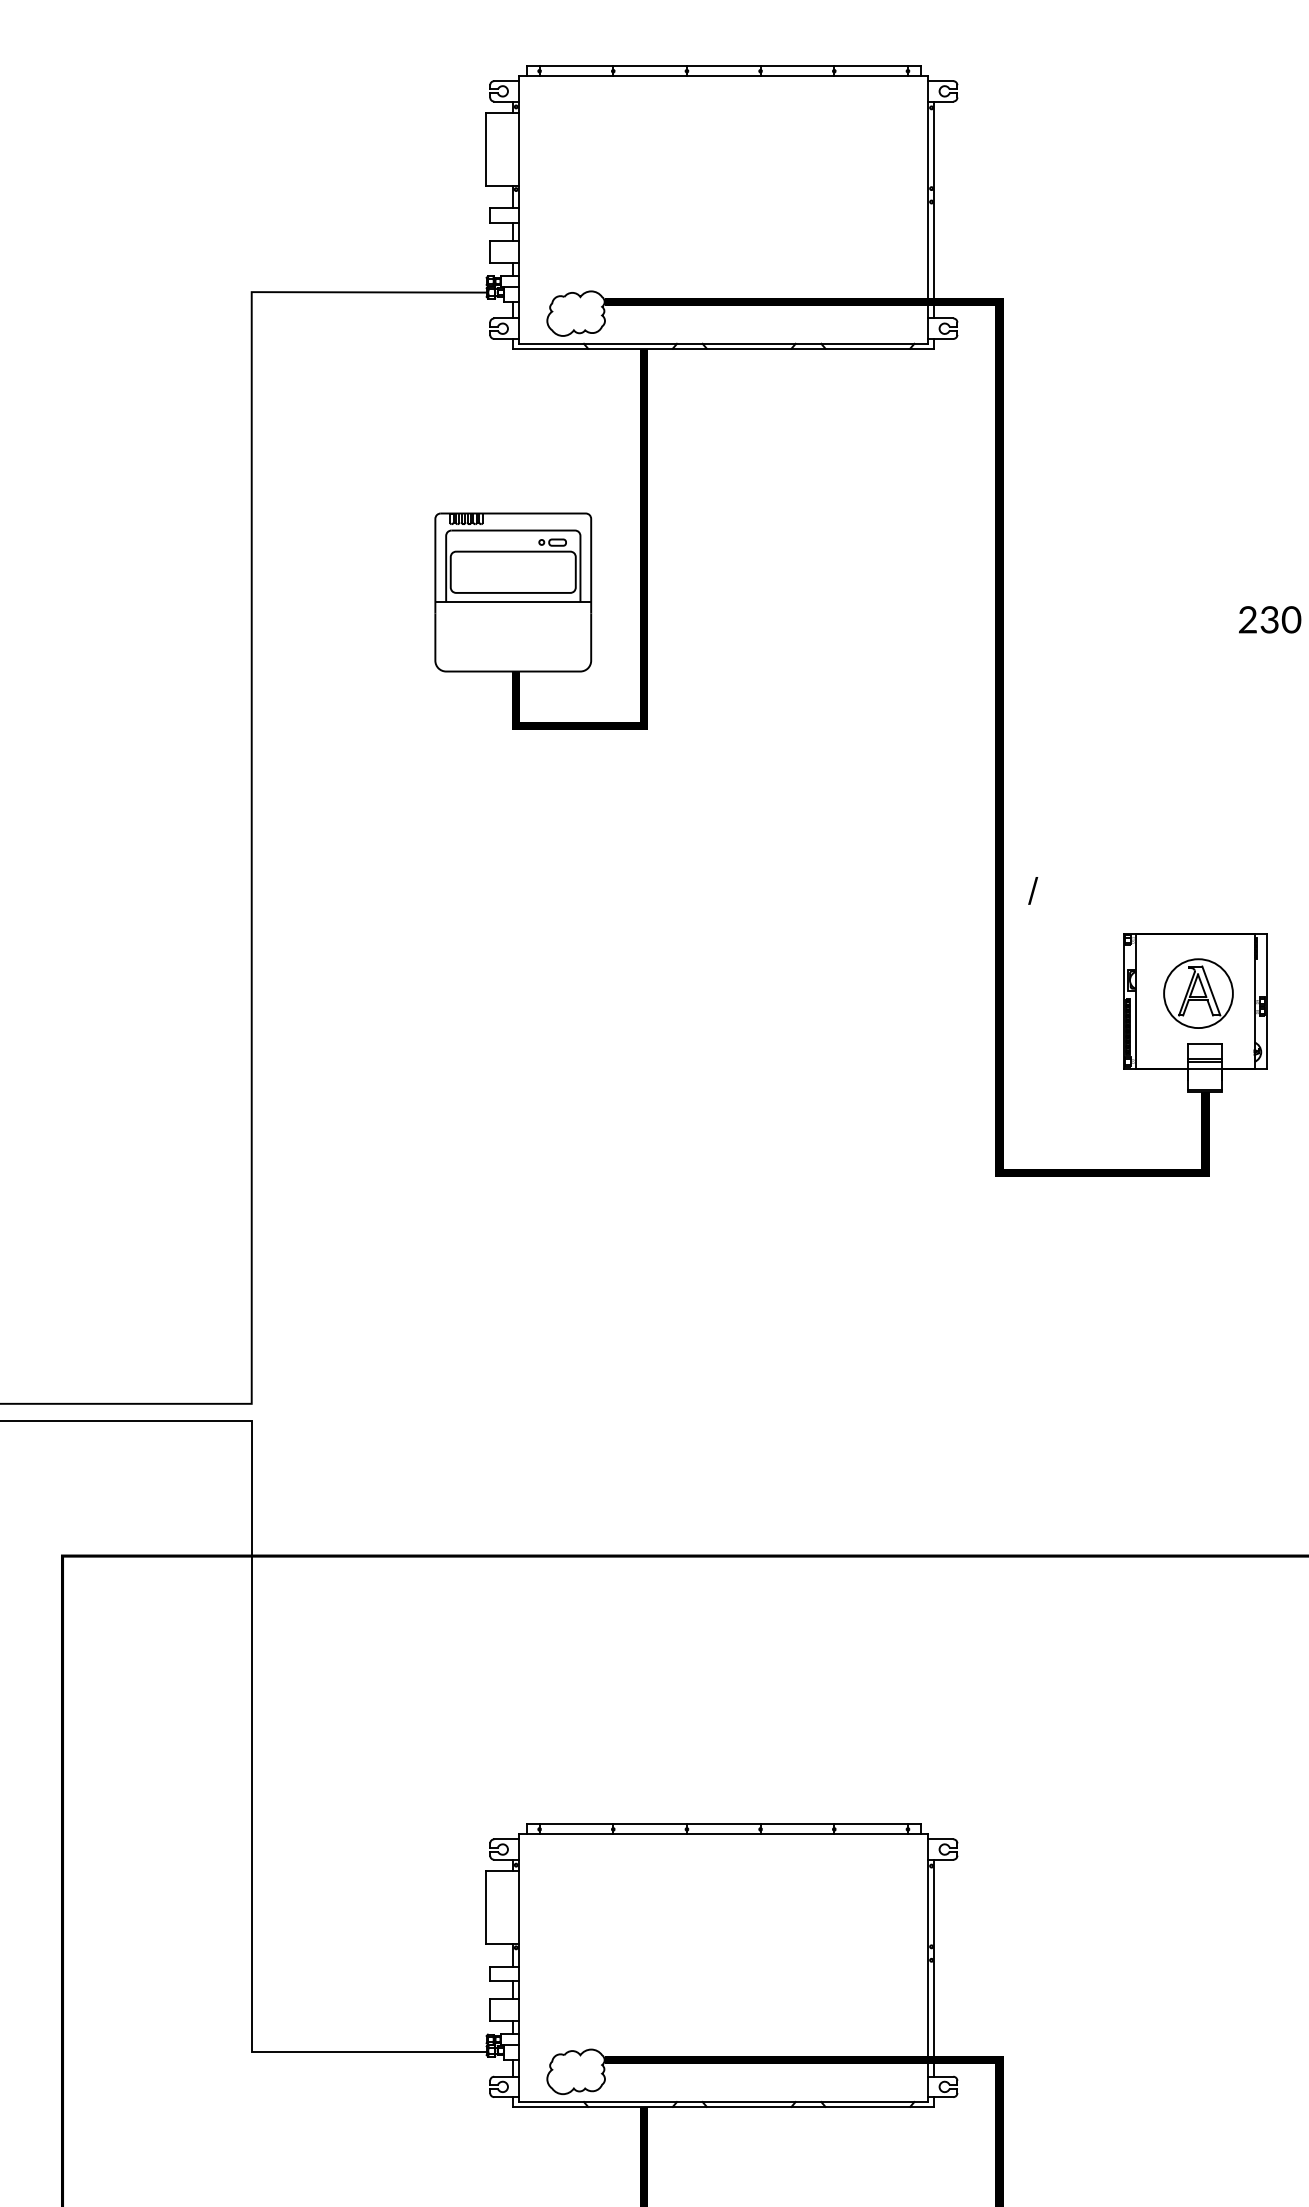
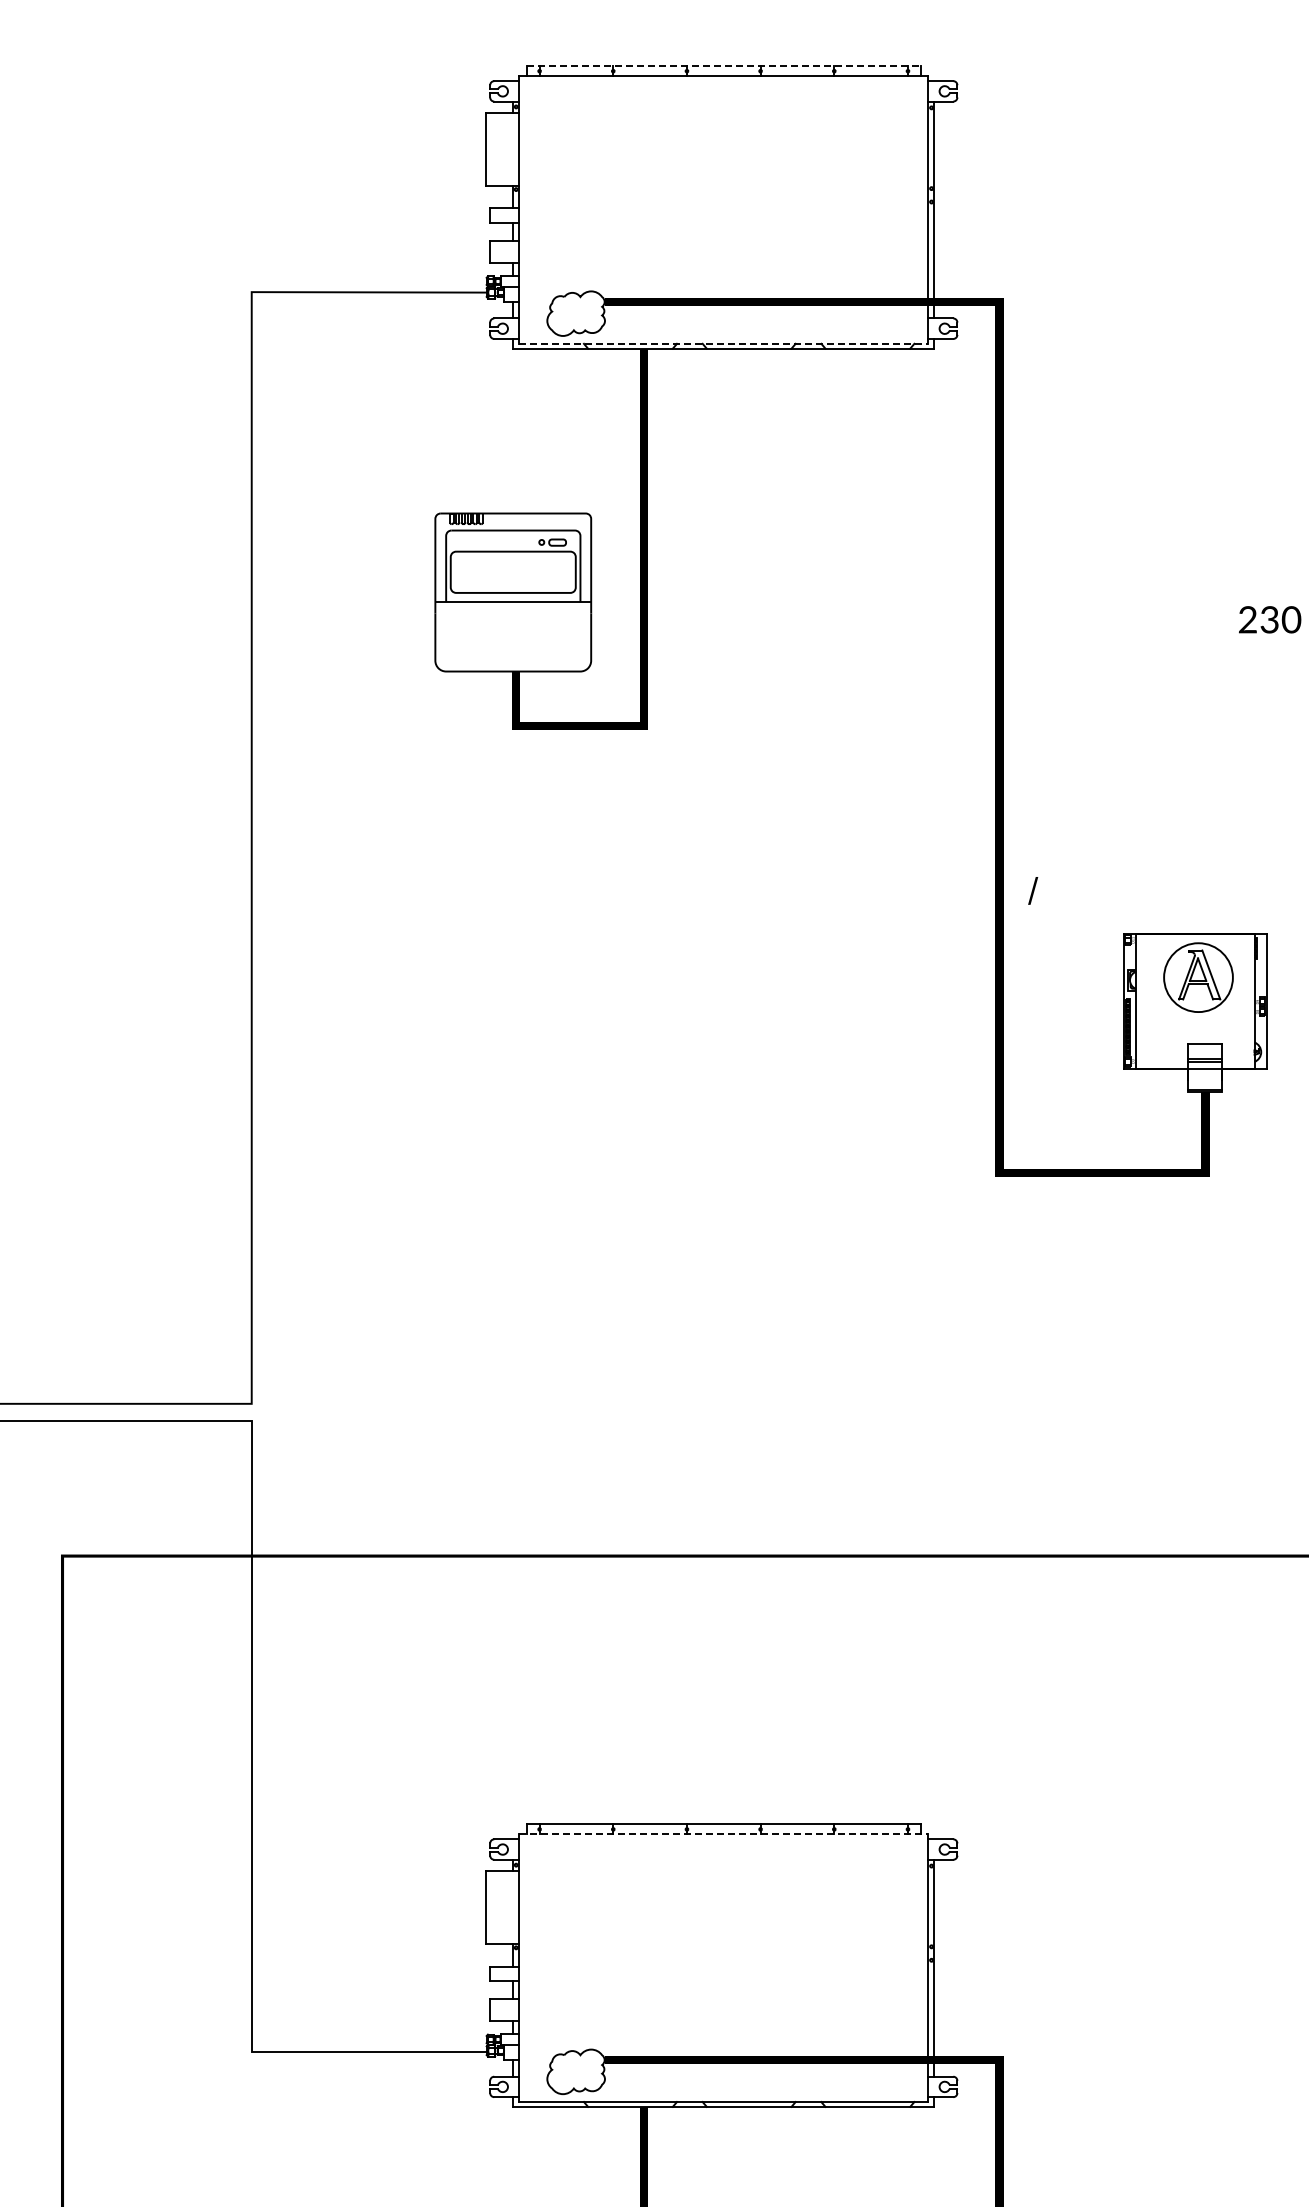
line: solid -> dashed (723, 66)
line: solid -> dashed (723, 343)
part position: (1198, 993) -> (1198, 977) (1198, 977)
line: solid -> dashed (723, 1834)
